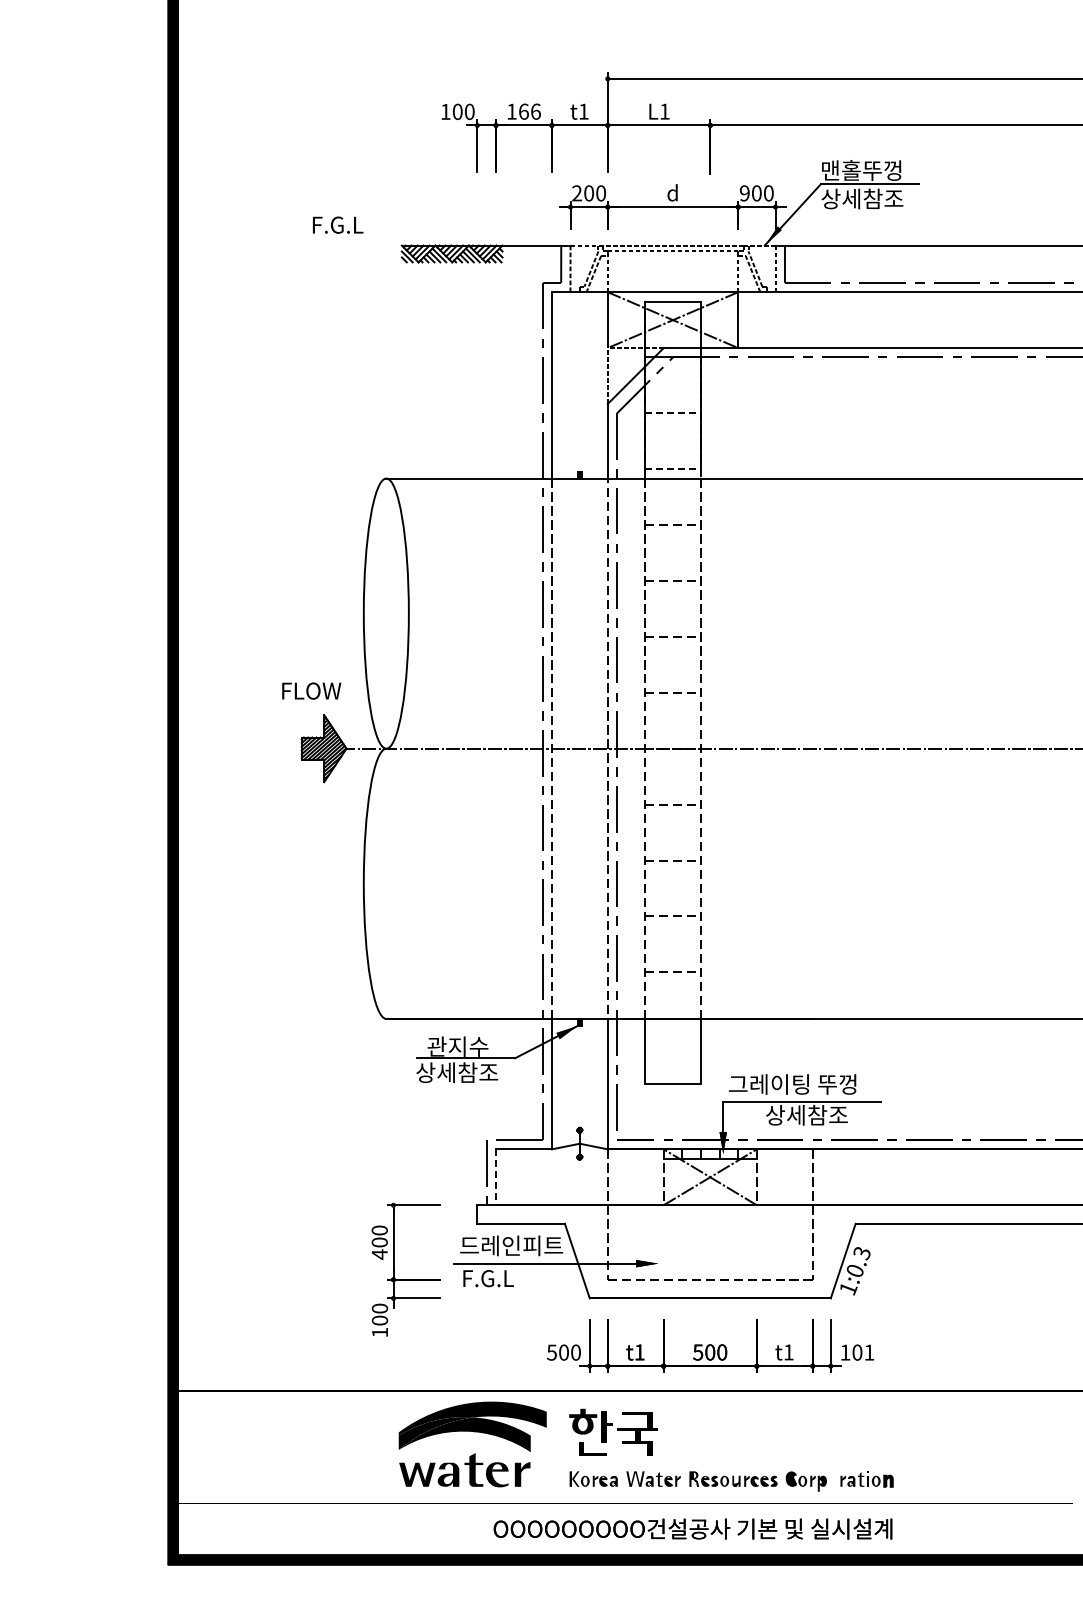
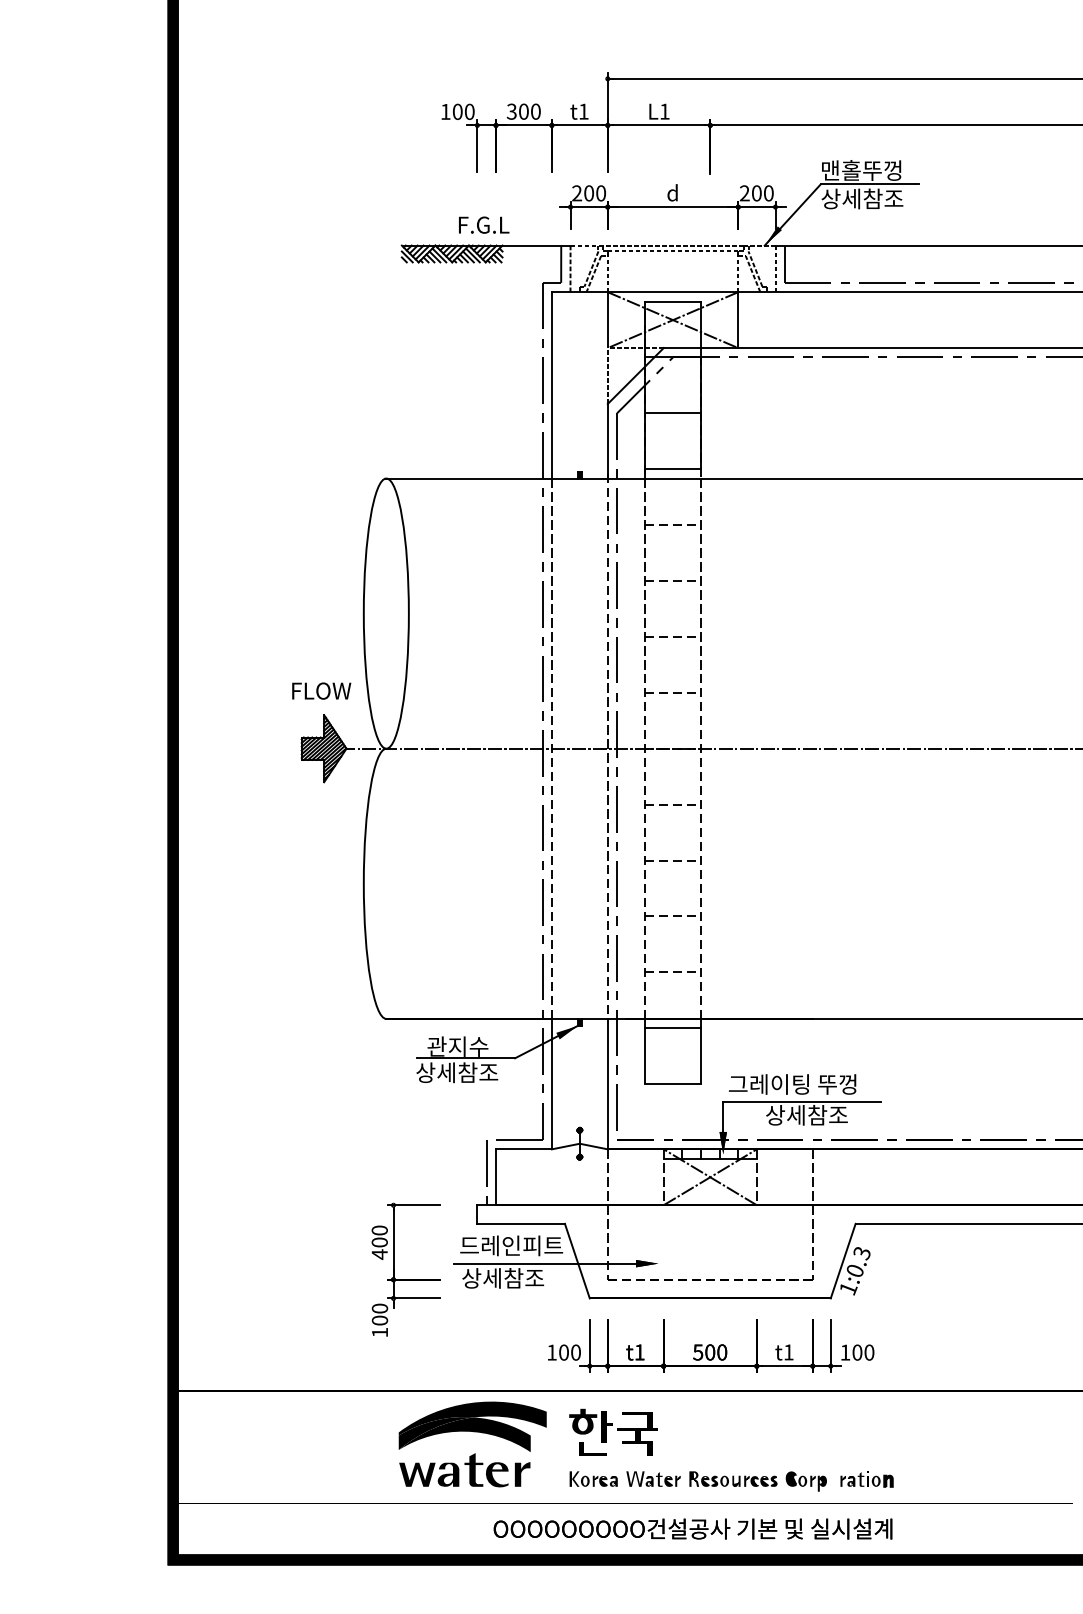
text: 166 -> 300 (523, 111)
text: 900 -> 200 (744, 193)
text position: (338, 224) -> (484, 224) (484, 224)
line: dashed -> solid (673, 413)
line: dashed -> solid (673, 469)
text position: (311, 690) -> (321, 690) (321, 690)
line: none -> present (672, 1028)
line: dashed -> solid (496, 1177)
text: F.G.L -> 상세참조 (503, 1278)
text: 500 -> 100 (551, 1352)
text: 101 -> 100 (869, 1352)
